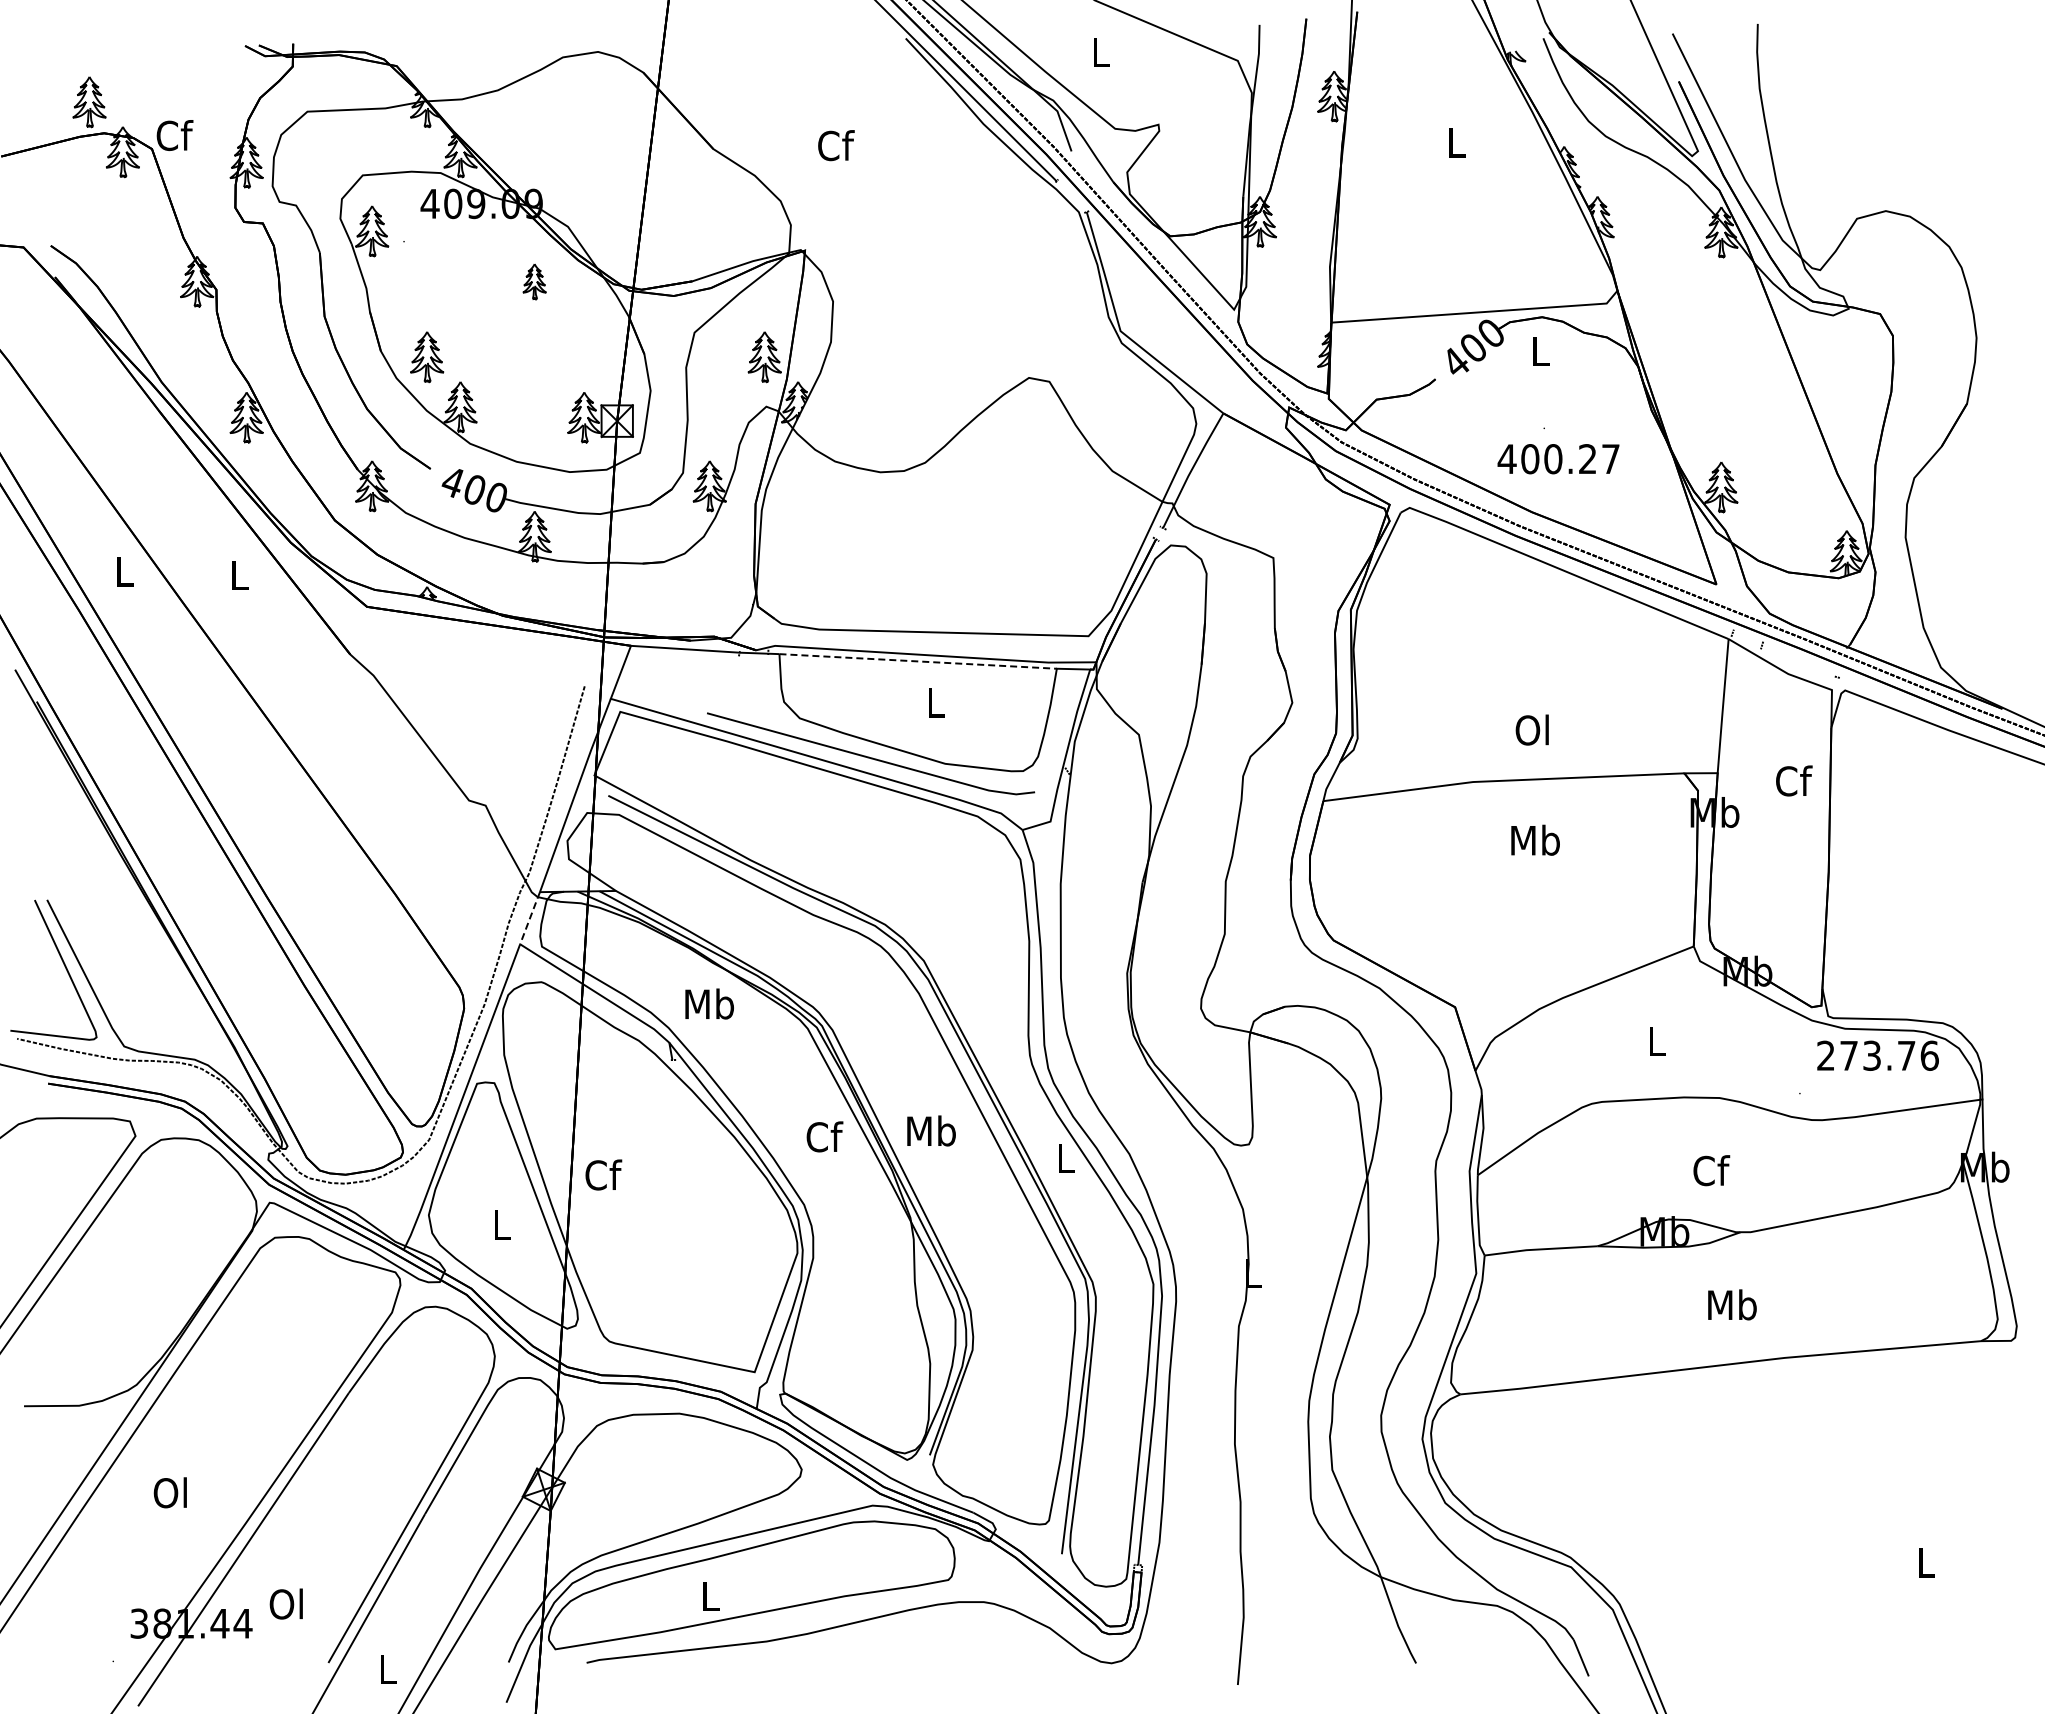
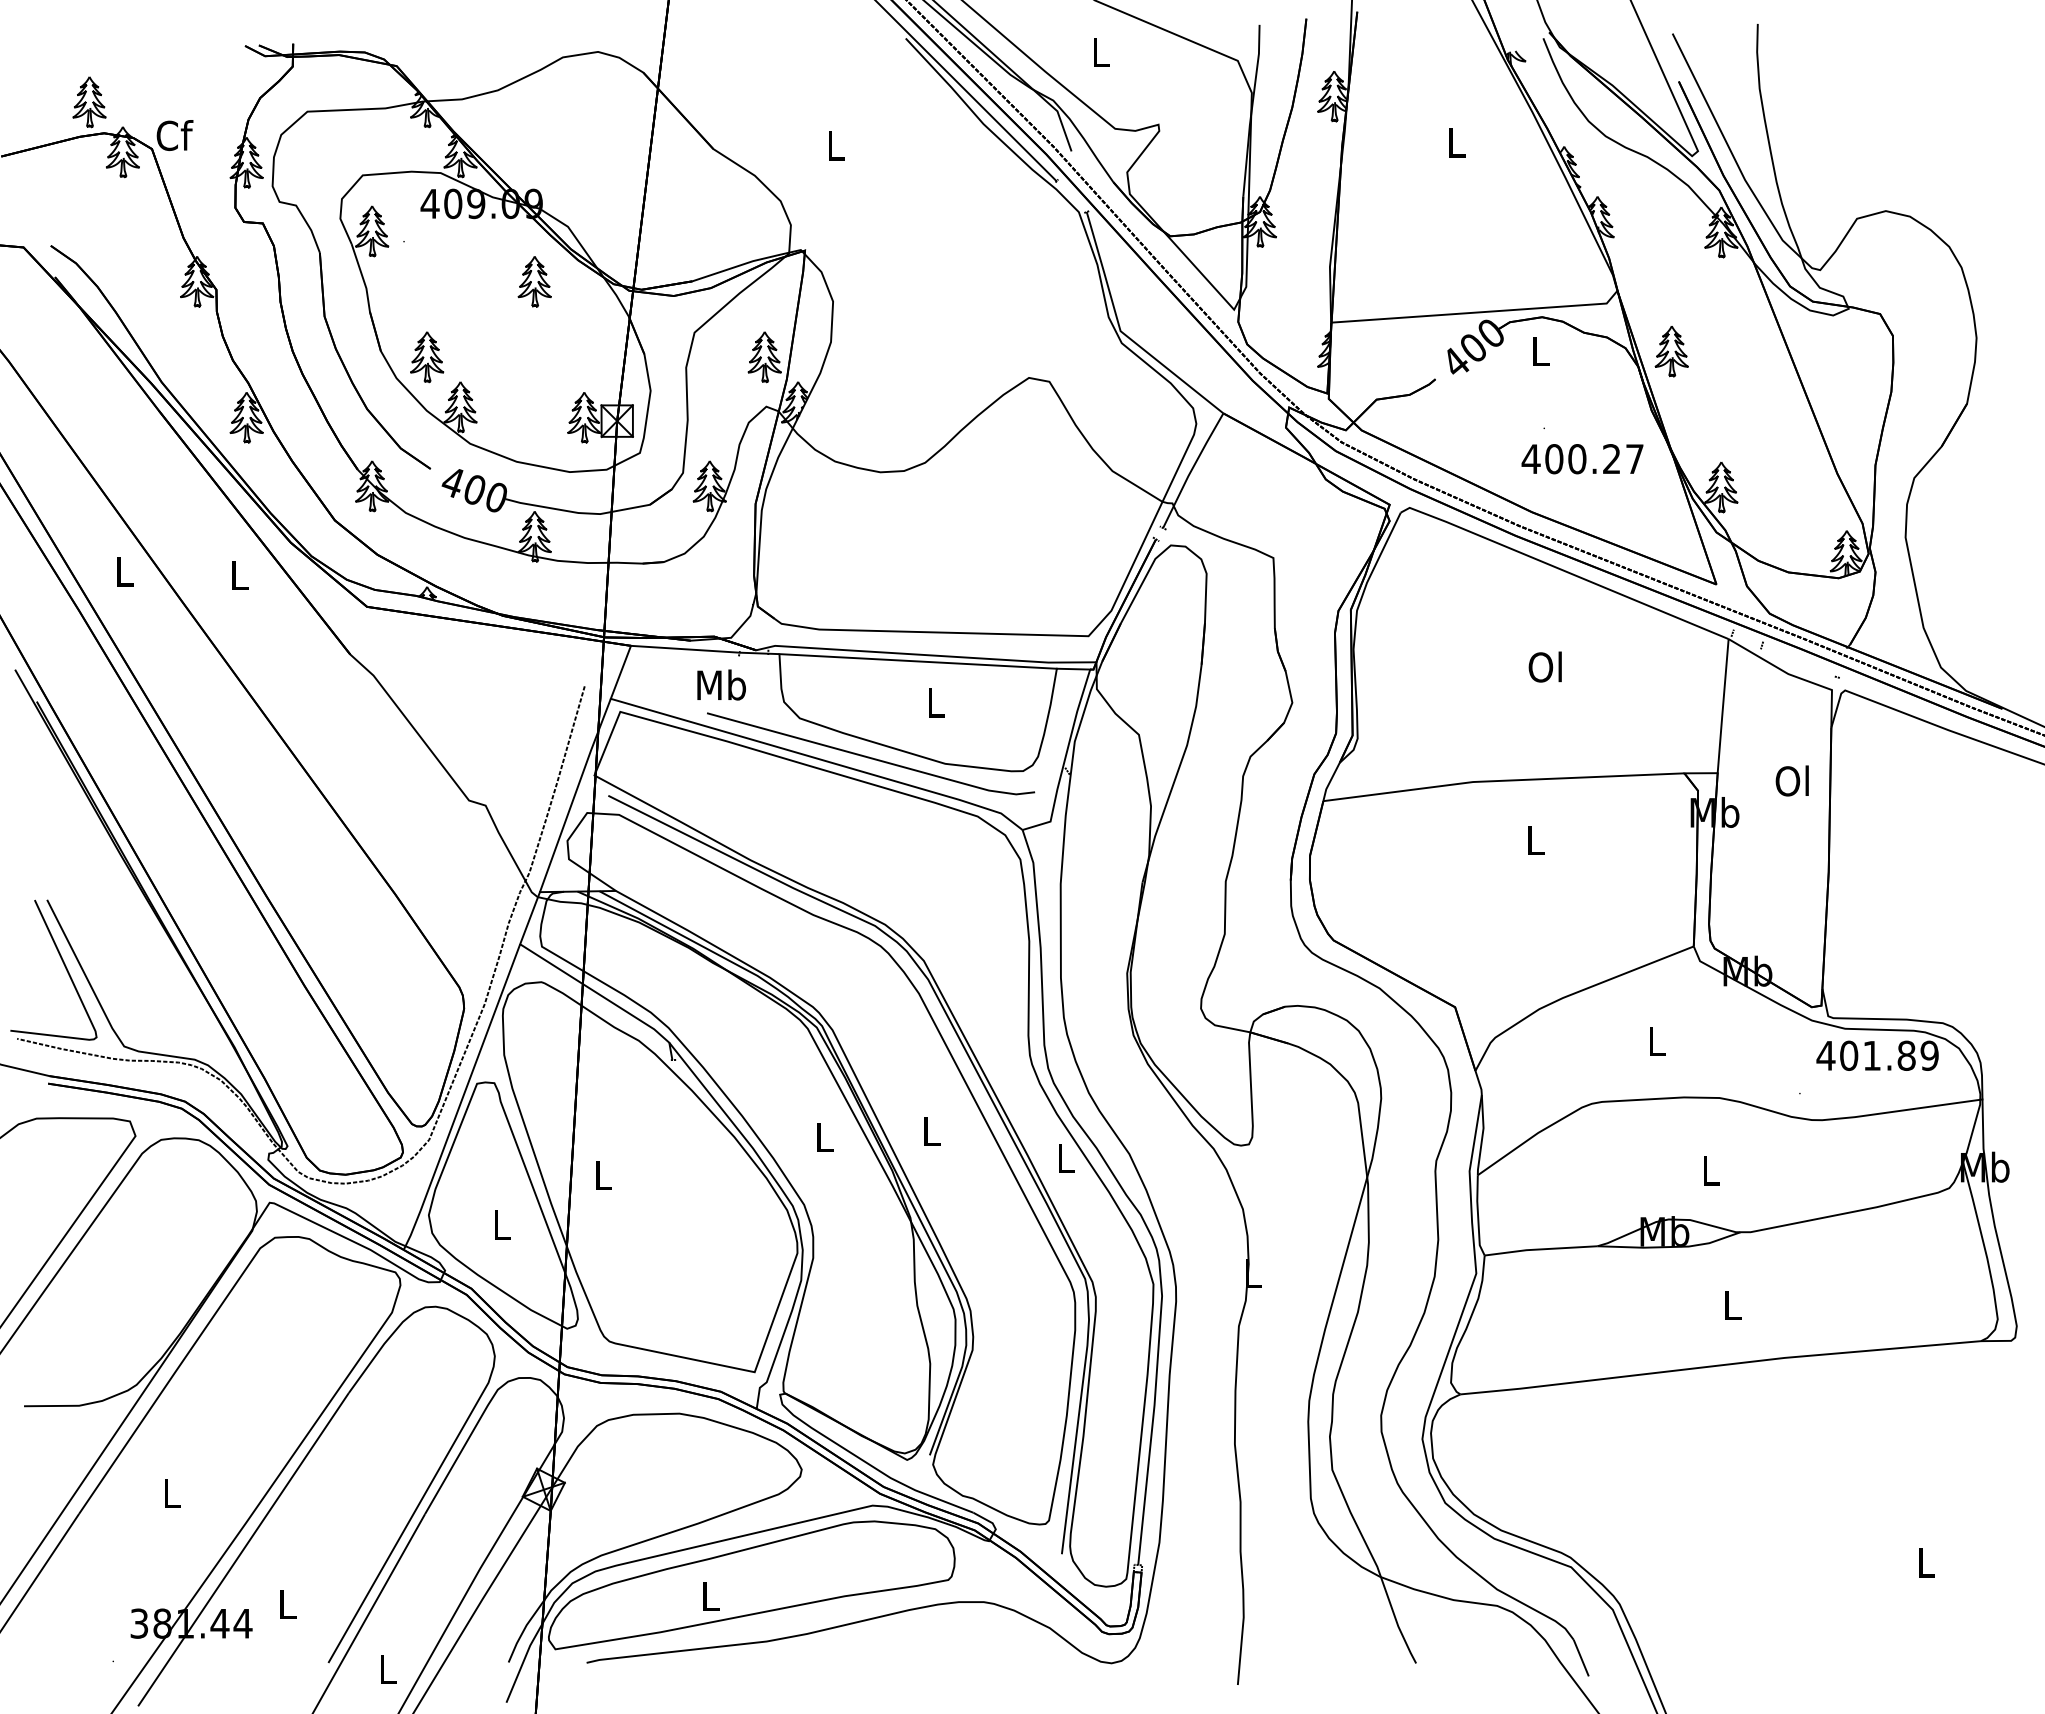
text: Cf -> L (836, 145)
part size: 25x38 px -> 35x52 px (534, 281)
part: none -> present (1671, 351)
text position: (1558, 459) -> (1582, 459) (1582, 459)
line: dashed -> solid (918, 661)
text position: (1531, 729) -> (1544, 666) (1544, 666)
text: Cf -> Ol (1793, 780)
text: Mb -> L (1535, 839)
line: dashed -> solid (530, 918)
text position: (709, 1003) -> (721, 684) (721, 684)
text: 273.76 -> 401.89 (1877, 1055)
text: Mb -> L (931, 1130)
text: Cf -> L (824, 1136)
text: Cf -> L (1711, 1170)
text: Cf -> L (603, 1174)
text: Mb -> L (1732, 1304)
text: Ol -> L (169, 1492)
text: Ol -> L (285, 1603)
